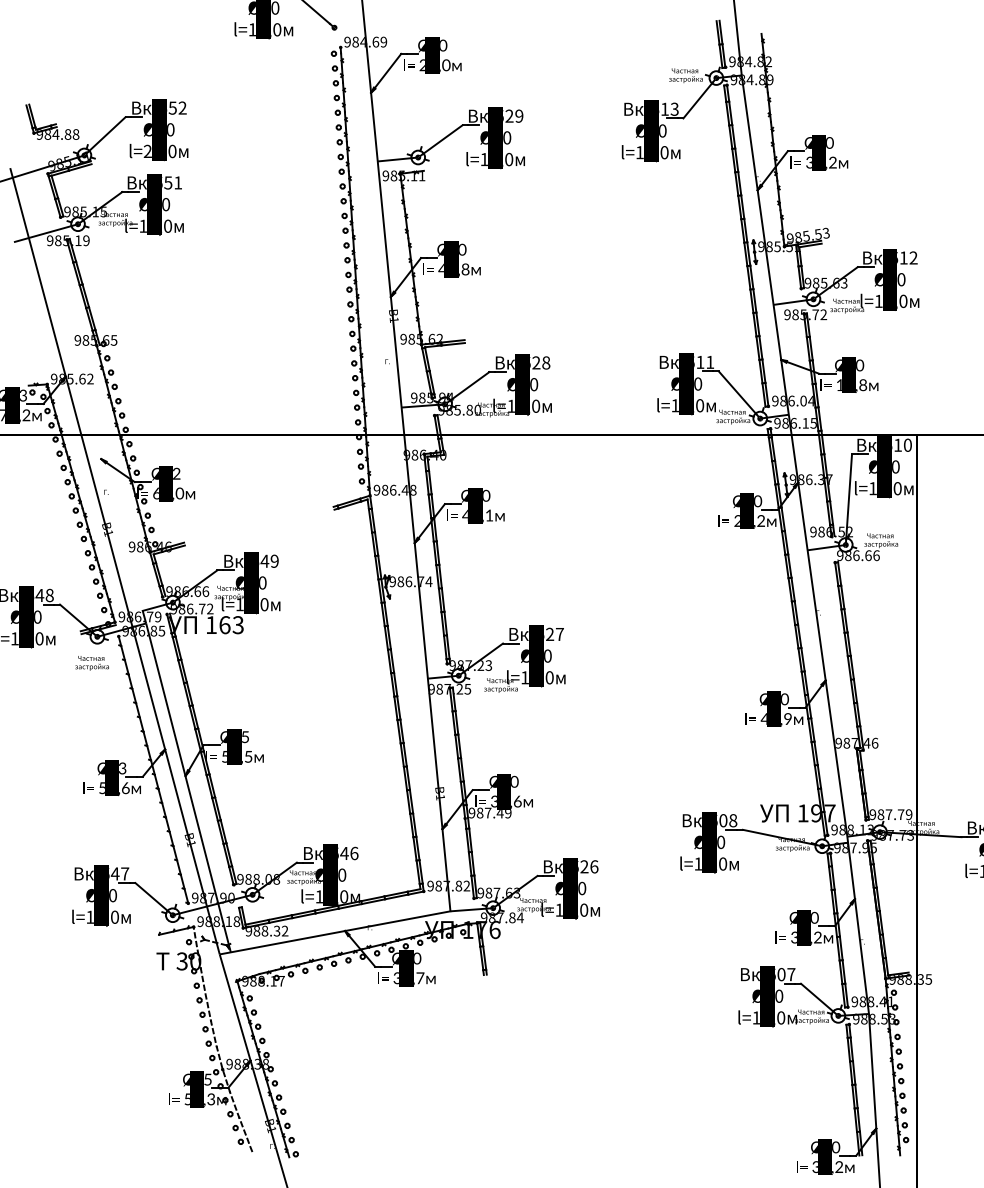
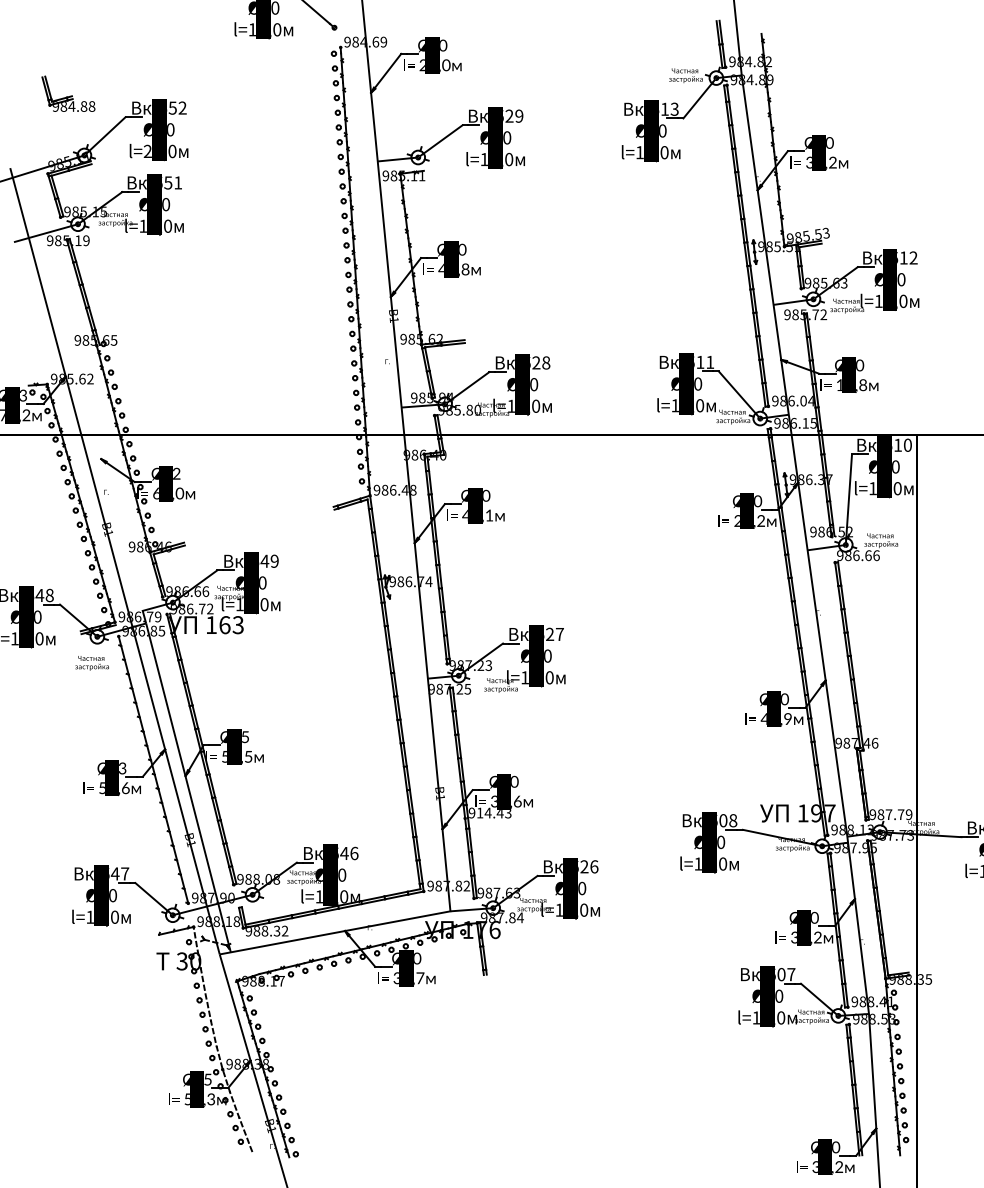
part position: (52, 121) -> (68, 93) (68, 93)
text: 987.49 -> 914.43 (493, 812)
